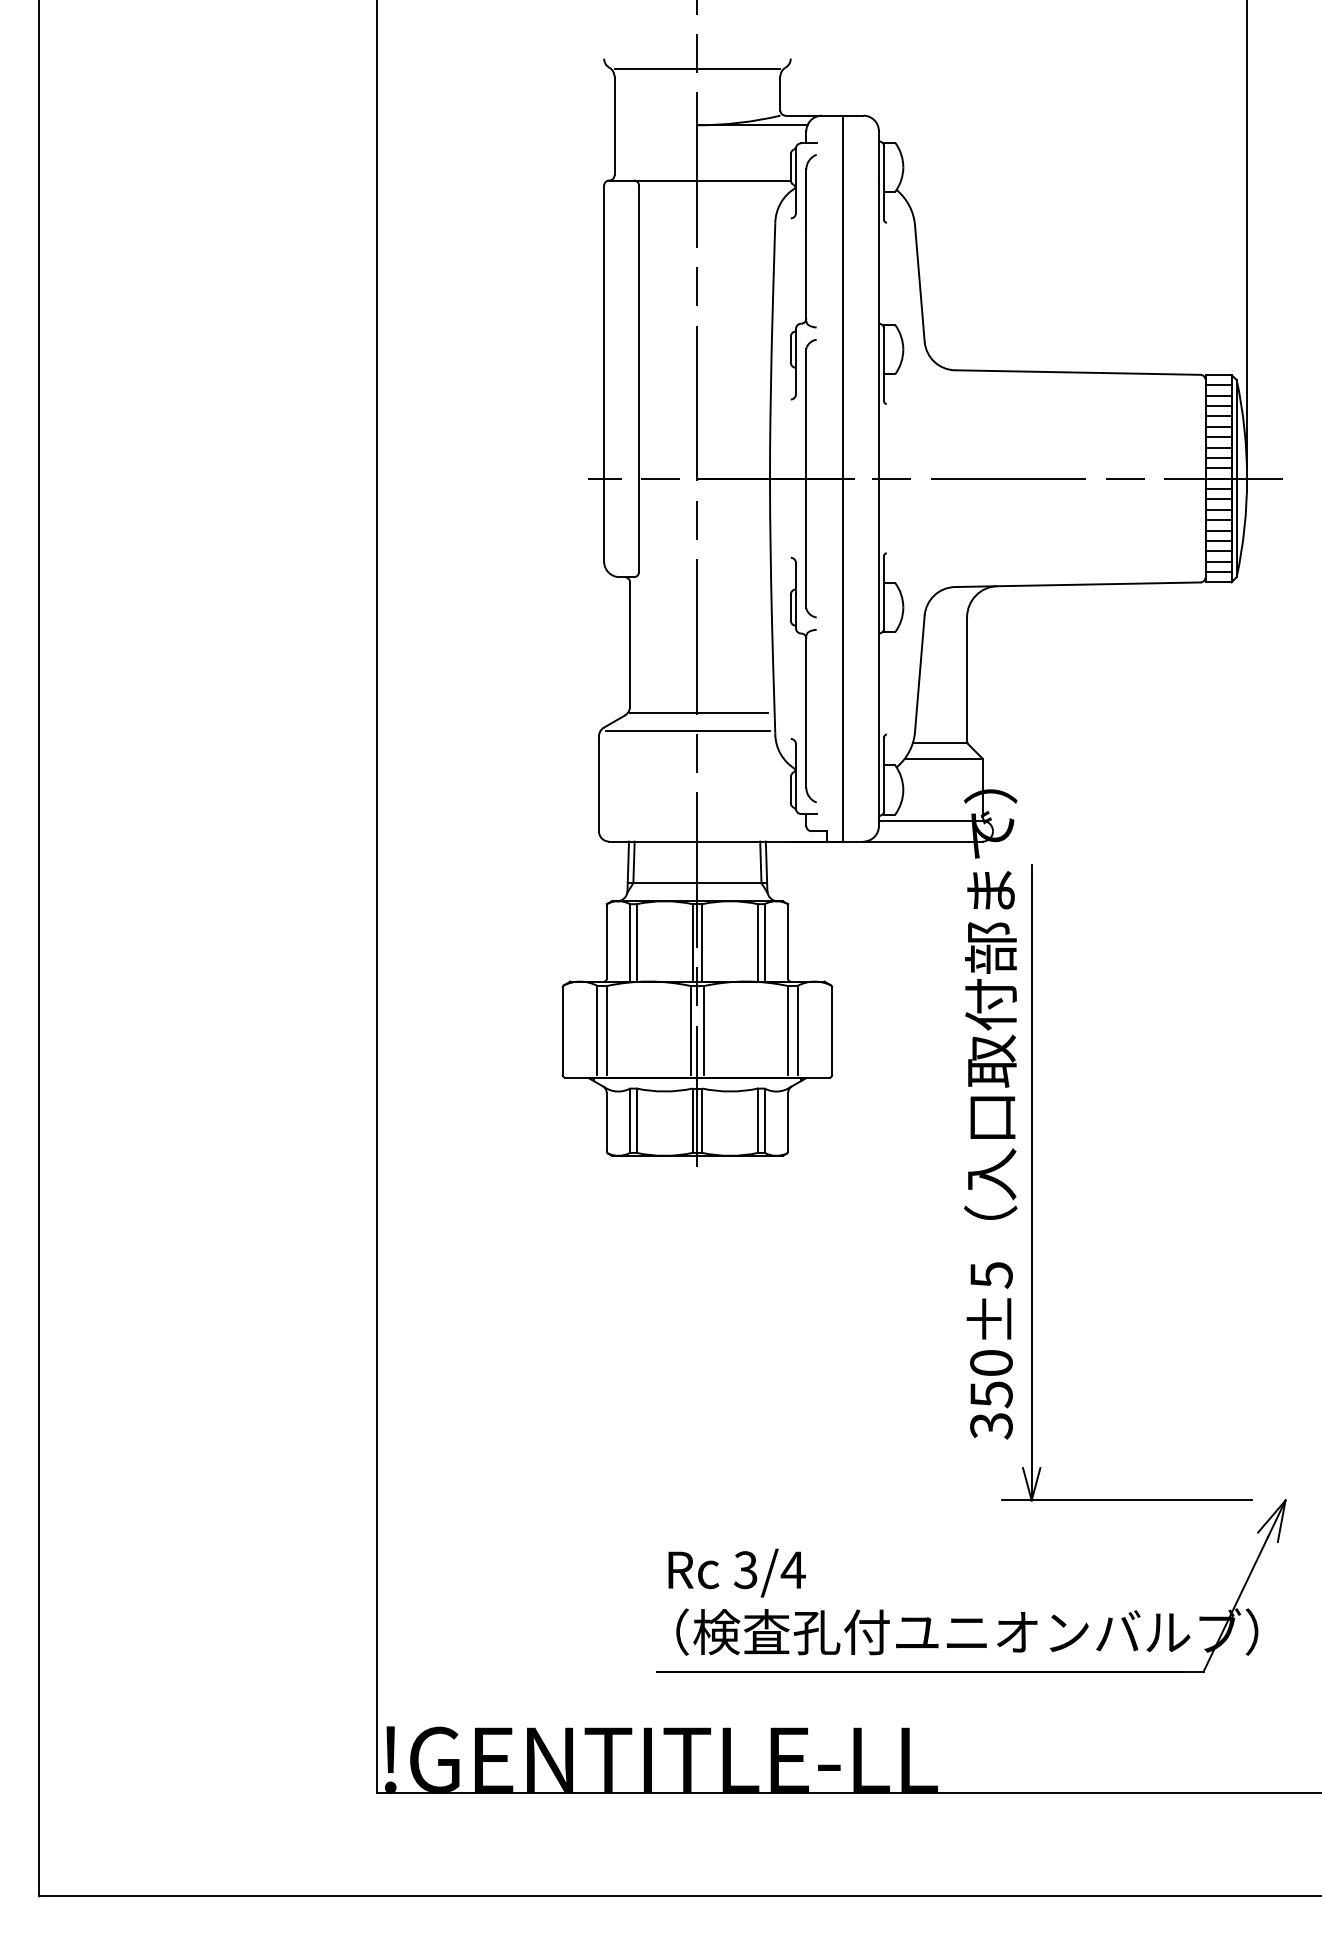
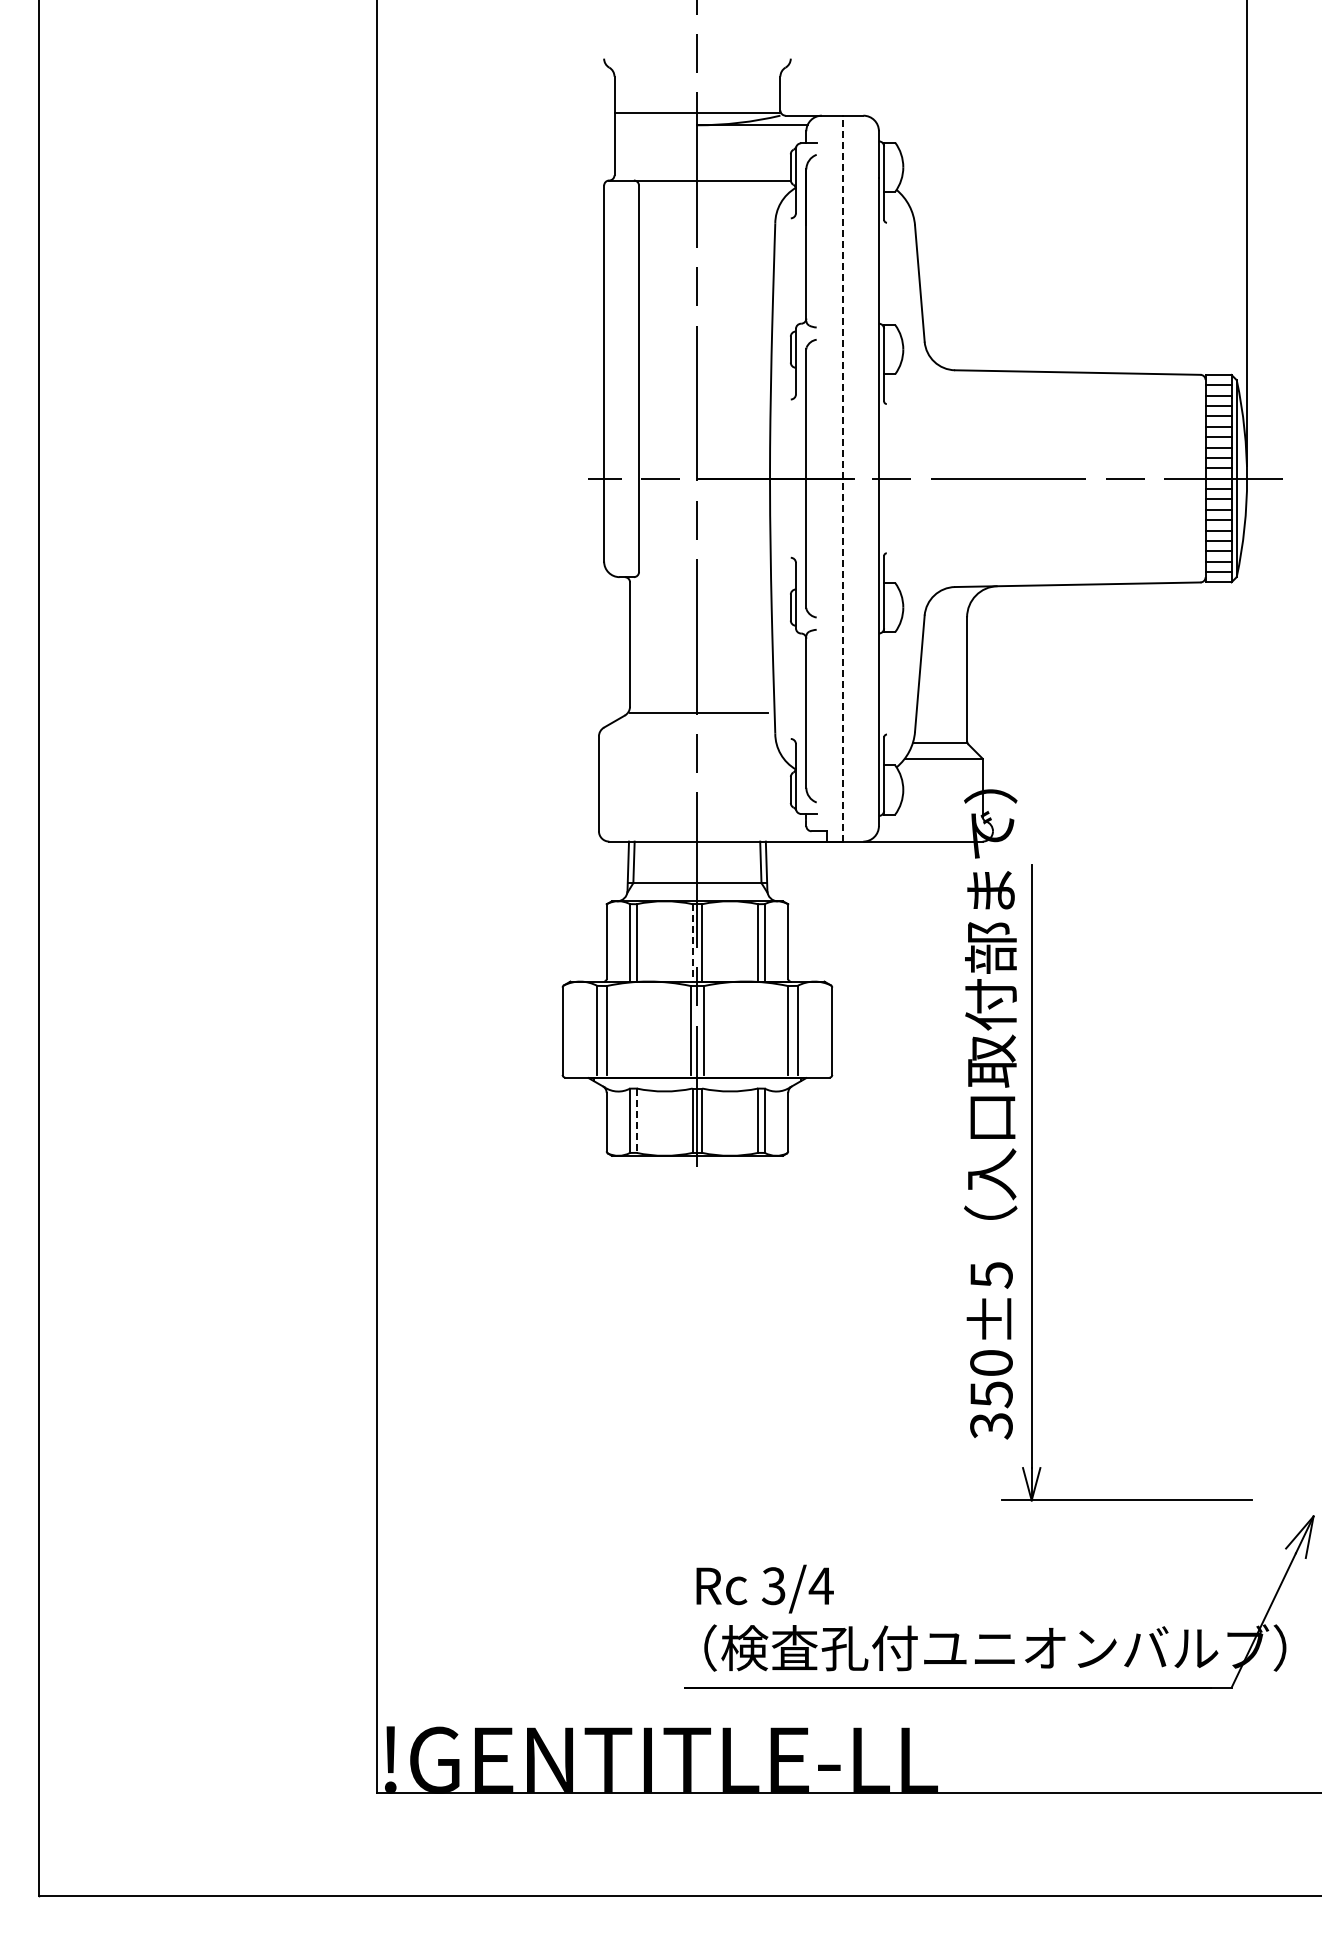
line position: (697, 69) -> (697, 113) (697, 113)
line: solid -> dashed (842, 478)
line: present -> none (687, 730)
line: present -> none (930, 820)
line: solid -> dashed (692, 942)
line: solid -> dashed (636, 1121)
part position: (971, 1618) -> (999, 1634) (999, 1634)
